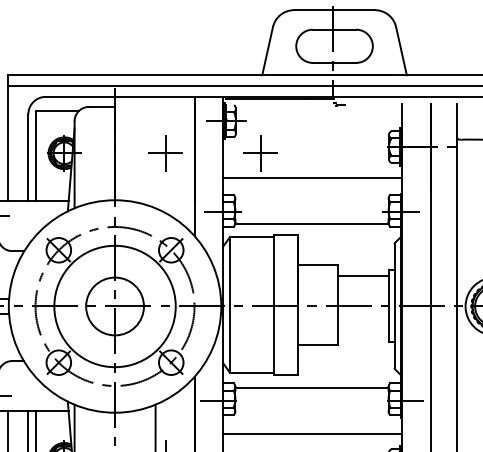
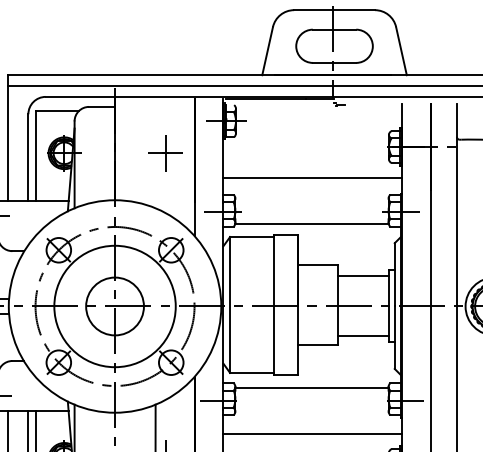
part: present -> none (260, 153)
line: none -> present (363, 336)
